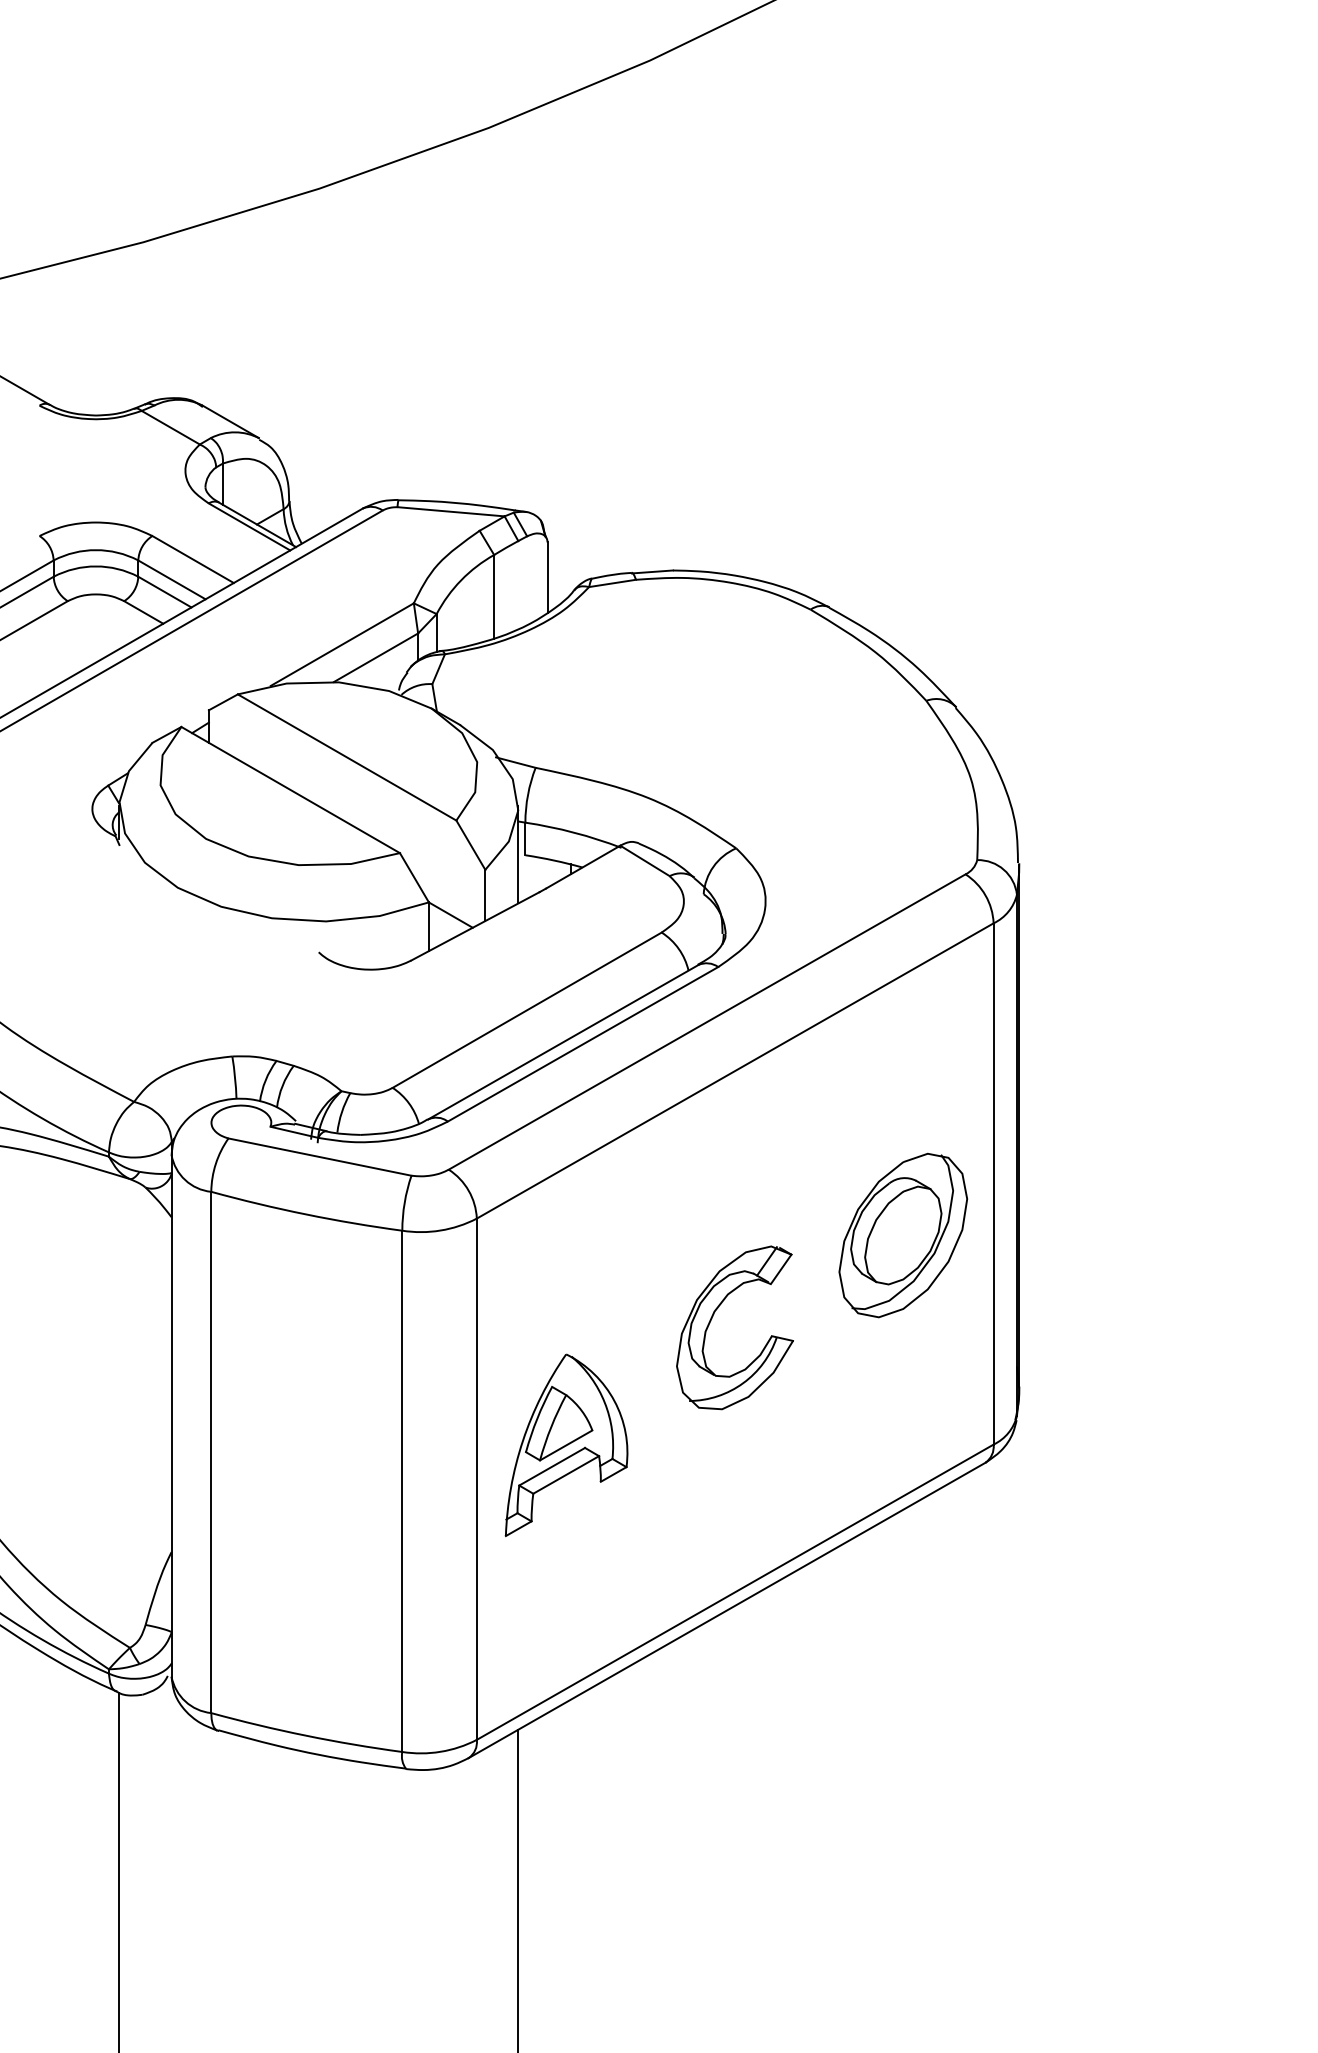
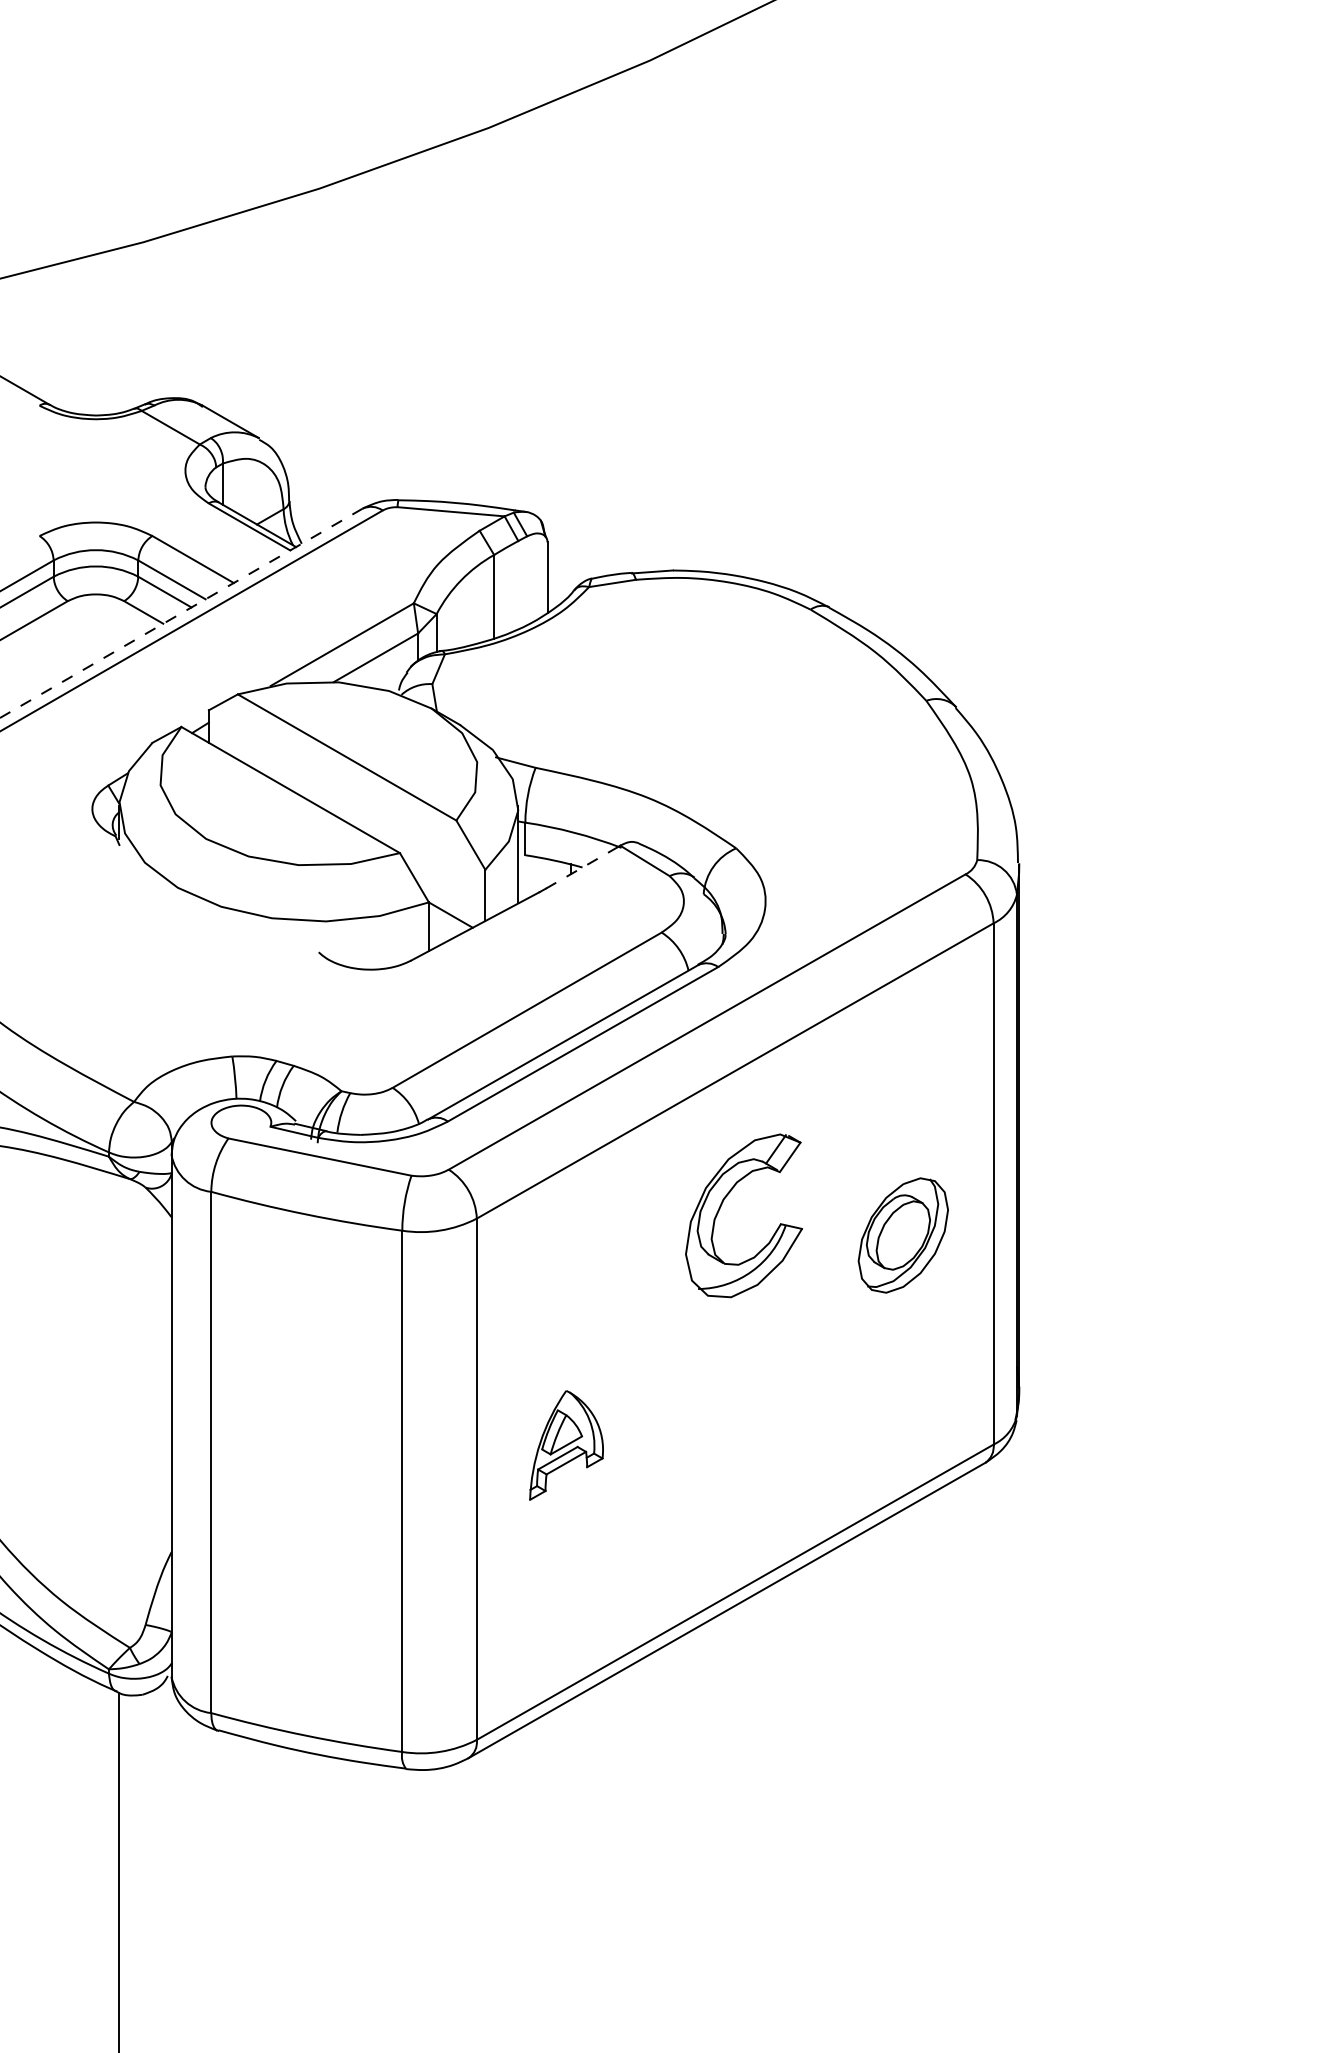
line: solid -> dashed (181, 613)
line: solid -> dashed (582, 867)
part size: 131x167 px -> 92x117 px (902, 1235)
part position: (713, 1316) -> (722, 1204) (722, 1204)
part size: 125x185 px -> 75x111 px (566, 1445)
line: present -> none (518, 1889)
